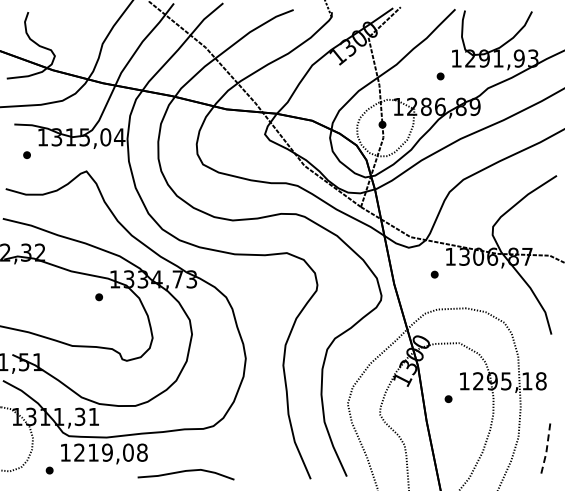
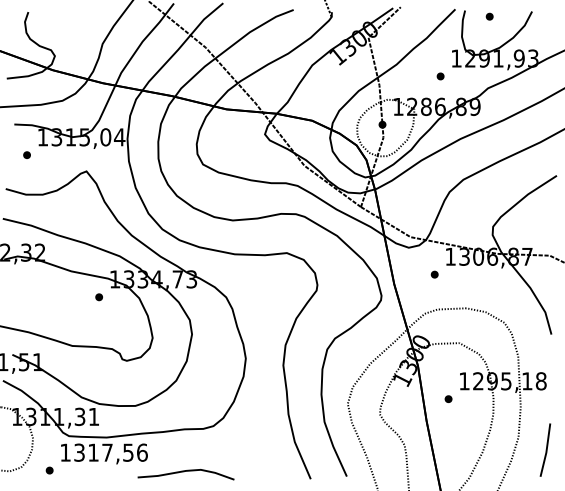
part: none -> present (489, 16)
line: dashed -> solid (546, 450)
text: 1219,08 -> 1317,56 (110, 452)
